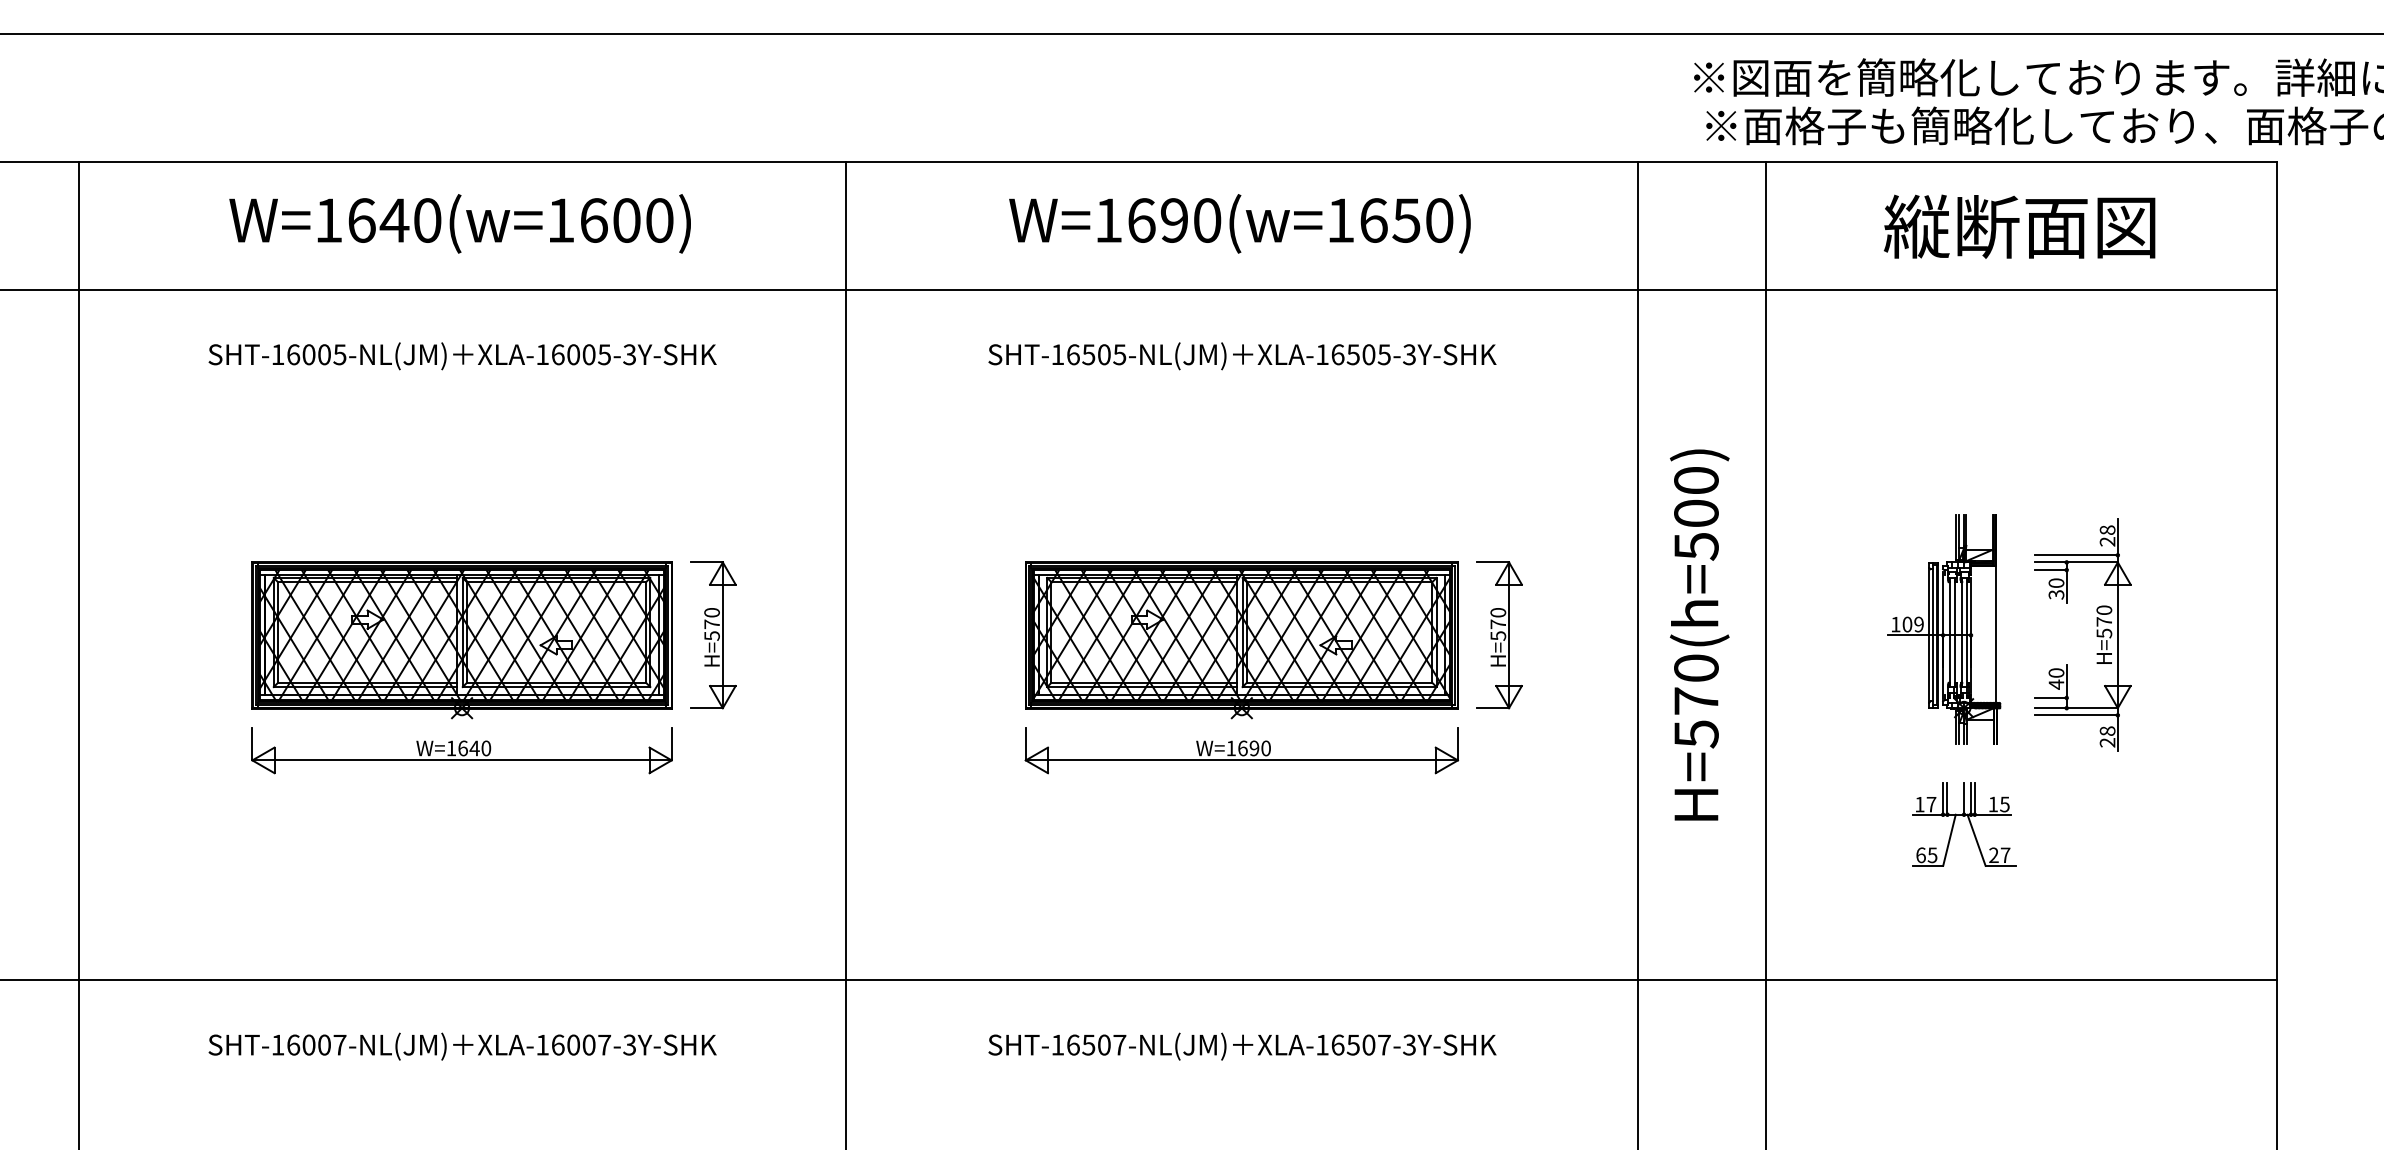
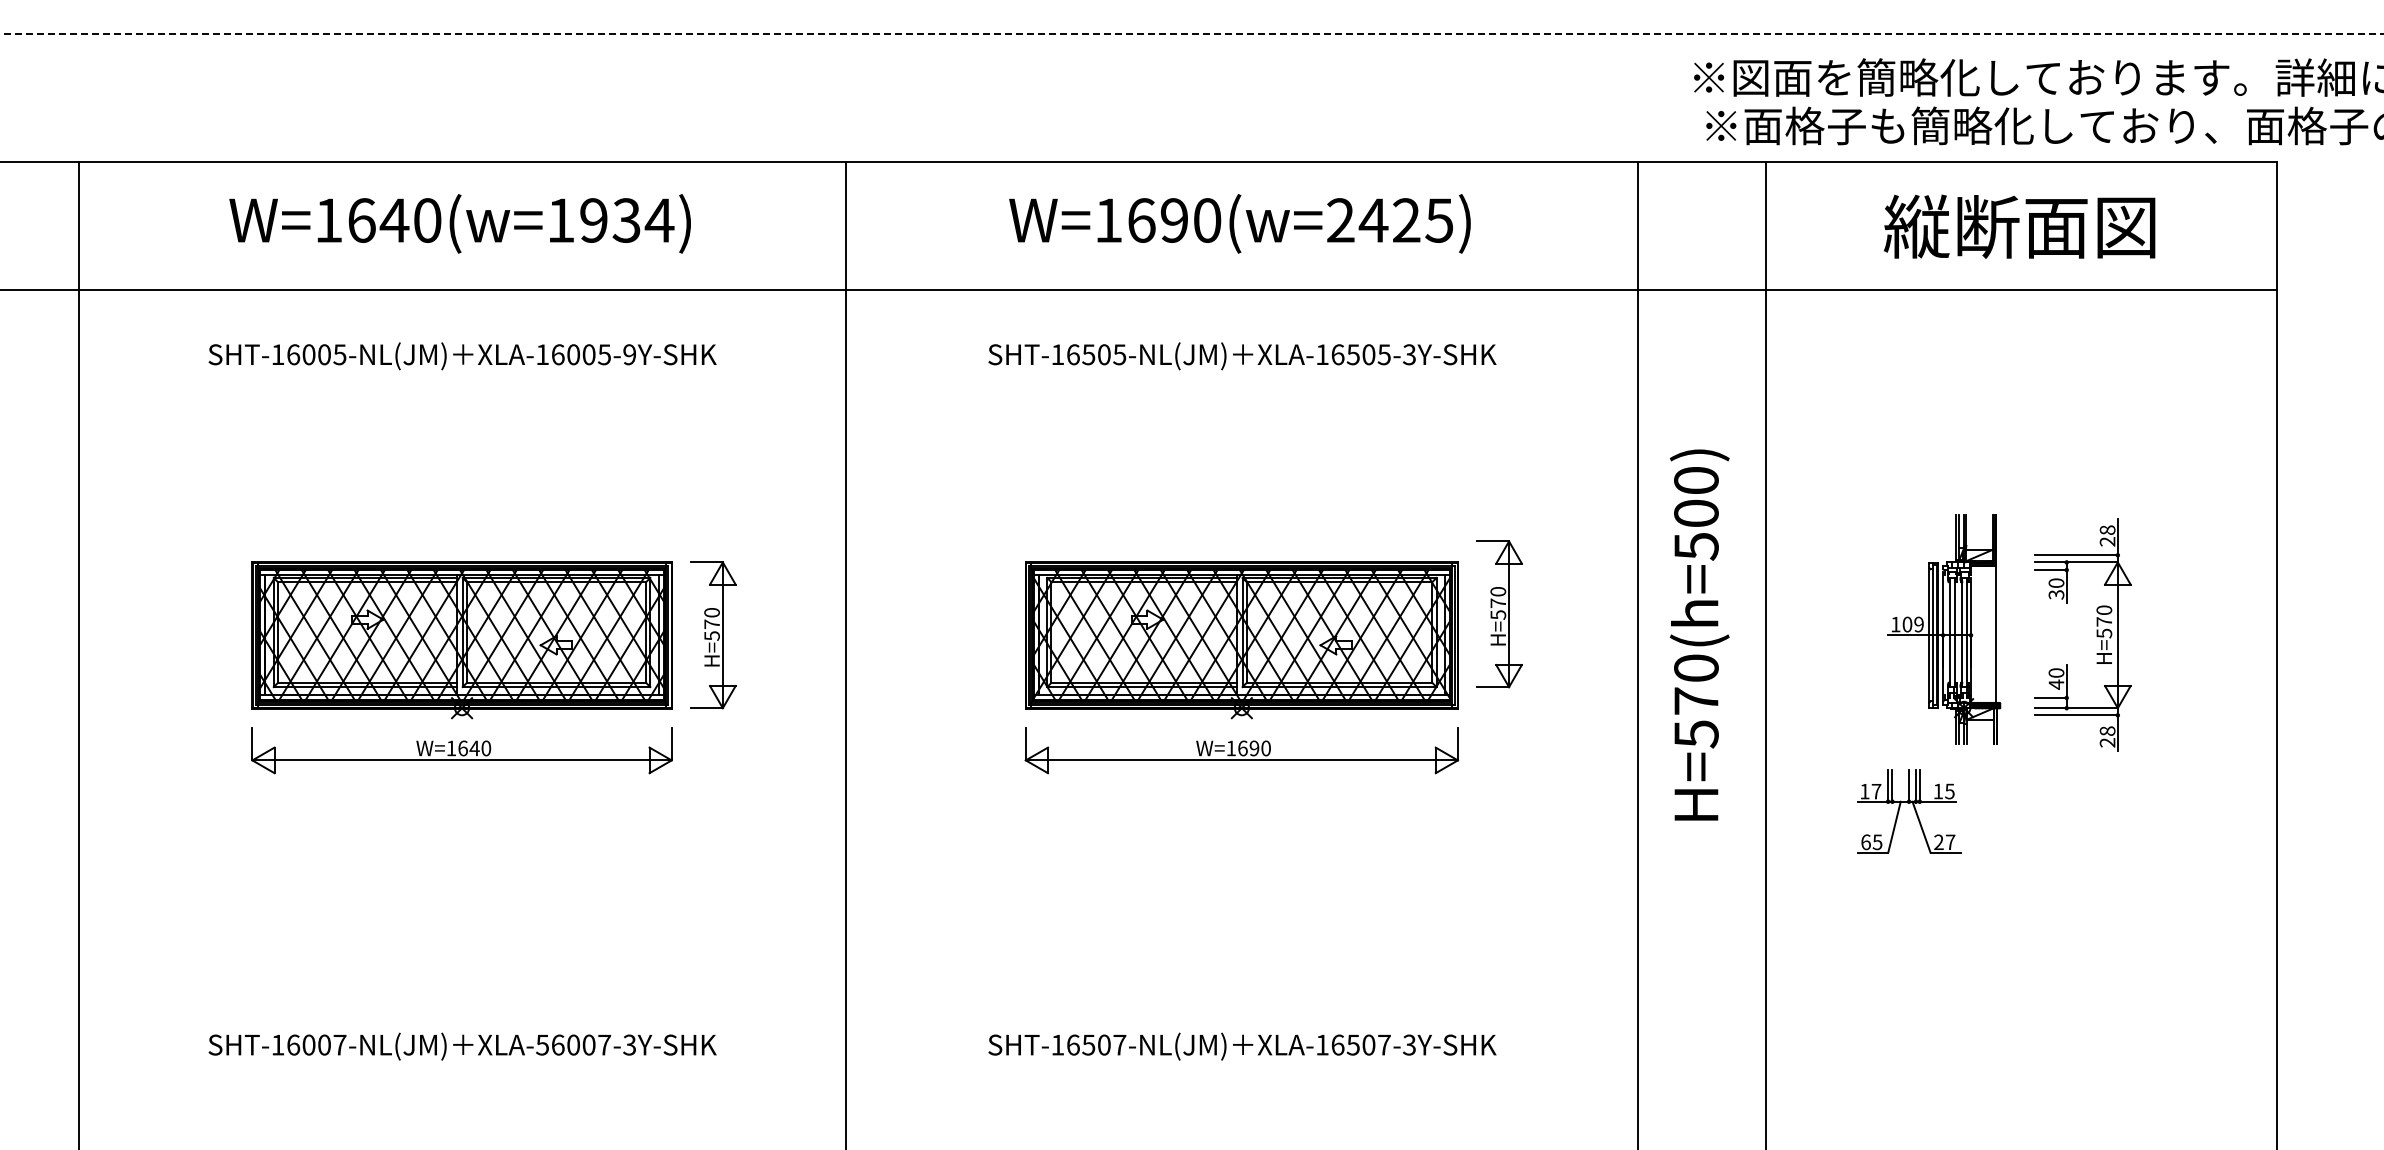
line: solid -> dashed (1192, 34)
text: W=1640(w=1600) -> W=1640(w=1934) (627, 220)
text: W=1690(w=1650) -> W=1690(w=2425) (1390, 220)
text: XLA-16005-3Y-SHK -> XLA-16005-9Y-SHK (629, 354)
part position: (1499, 635) -> (1499, 614) (1499, 614)
part position: (1964, 824) -> (1909, 811) (1909, 811)
line: present -> none (1139, 980)
text: XLA-16007-3Y-SHK -> XLA-56007-3Y-SHK (542, 1044)
